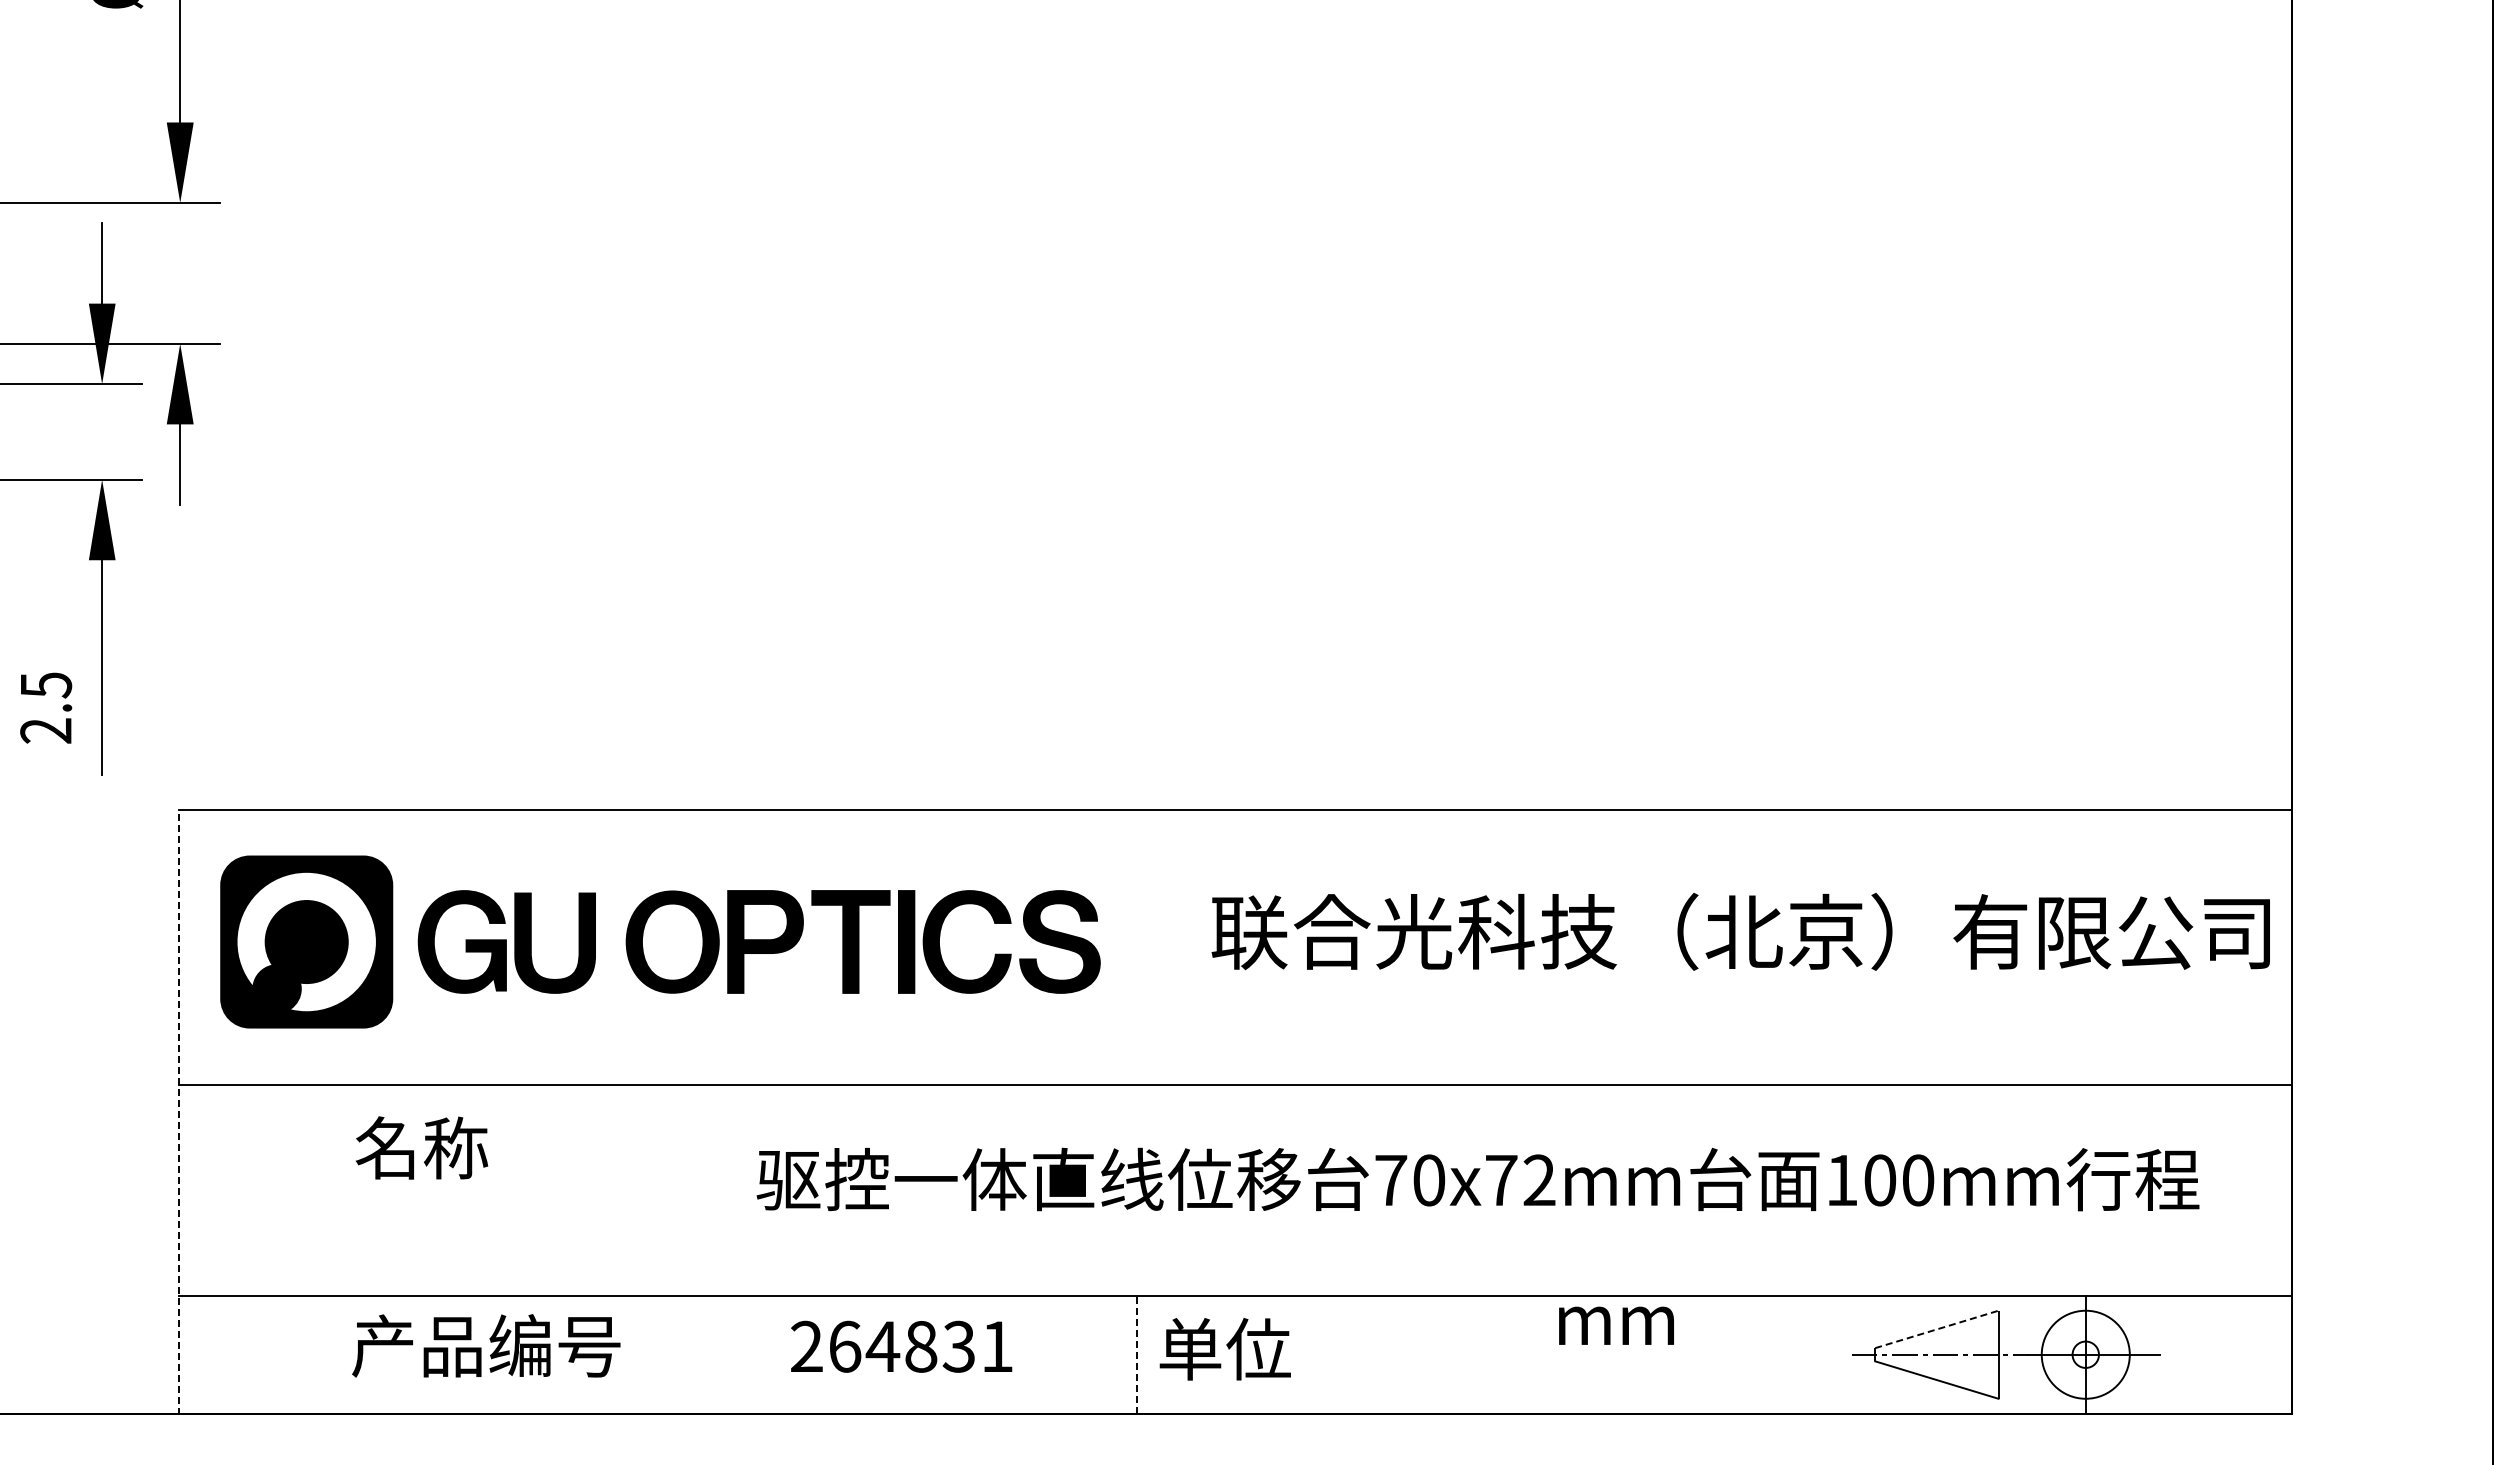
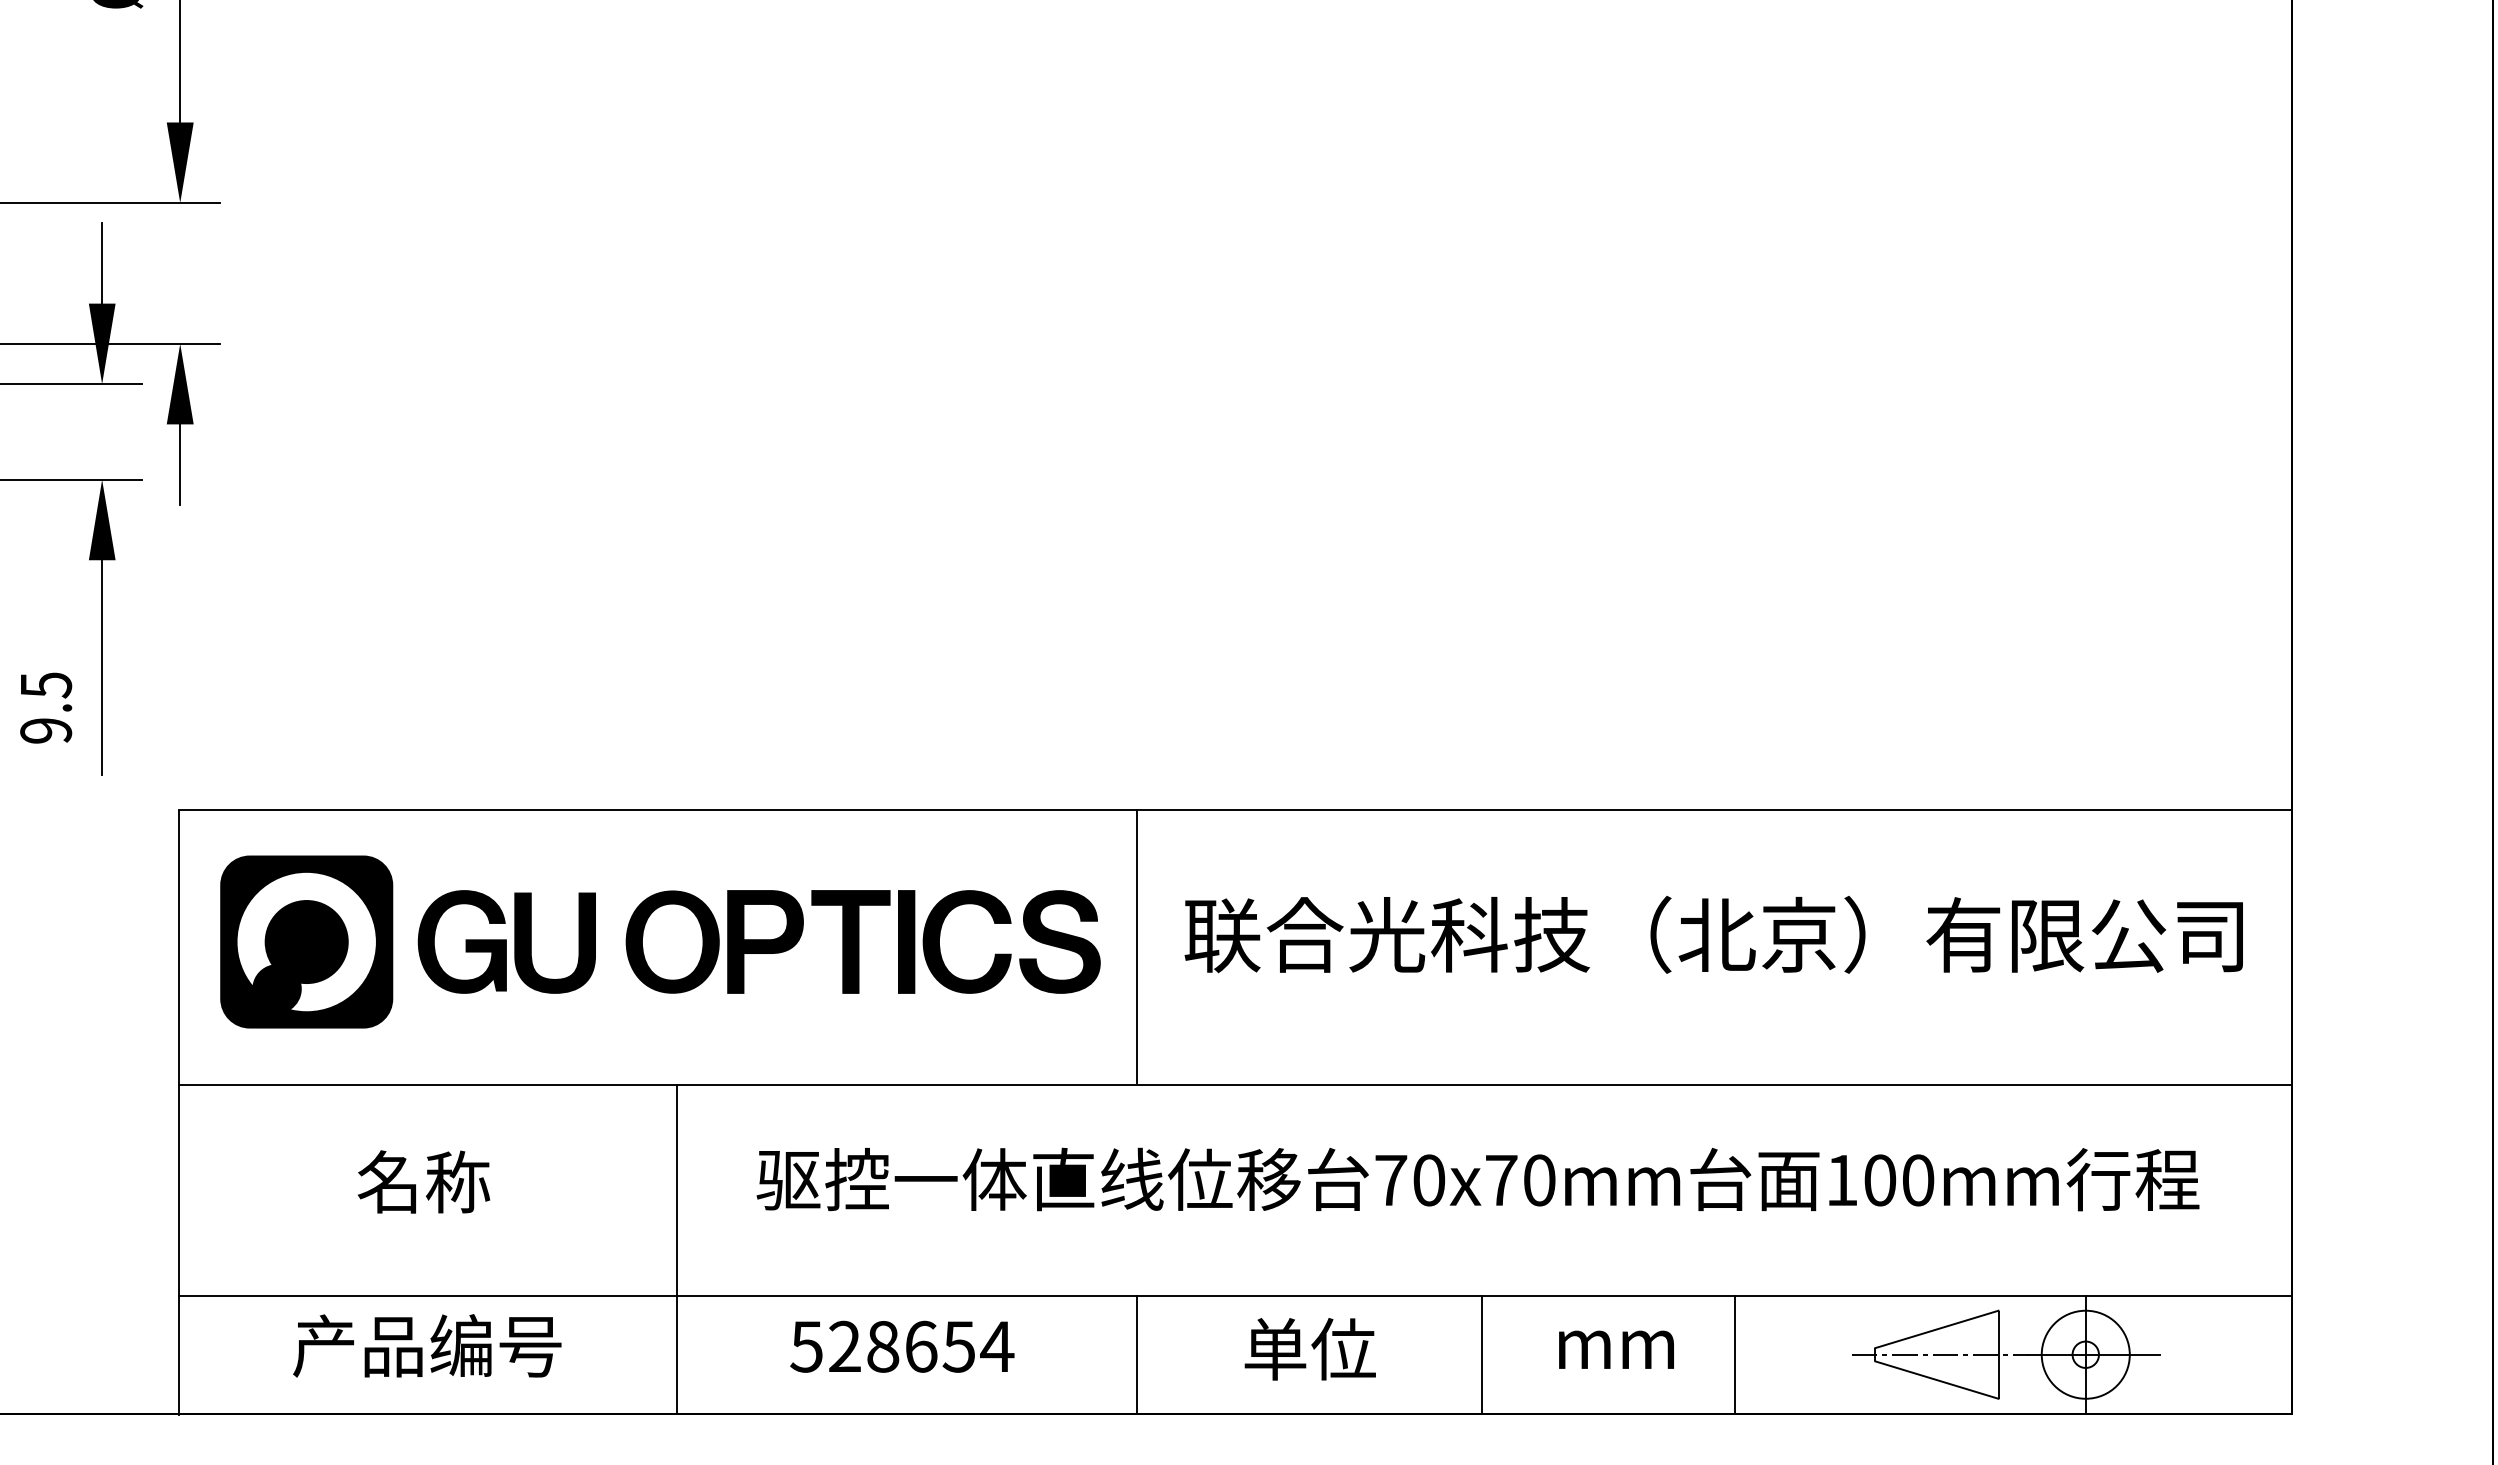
text: 2.5 -> 9.5 (46, 730)
text position: (1740, 931) -> (1713, 934) (1713, 934)
line: none -> present (1137, 945)
line: dashed -> solid (178, 1112)
text position: (421, 1147) -> (423, 1181) (423, 1181)
text: 70x72mm -> 70x70mm (1539, 1180)
line: none -> present (676, 1248)
text position: (1616, 1325) -> (1616, 1349) (1616, 1349)
line: dashed -> solid (1937, 1329)
text position: (486, 1345) -> (427, 1345) (427, 1345)
text: 264831 -> 528654 (902, 1346)
text position: (1224, 1349) -> (1309, 1349) (1309, 1349)
line: dashed -> solid (1137, 1354)
line: none -> present (1481, 1354)
line: none -> present (1734, 1354)
